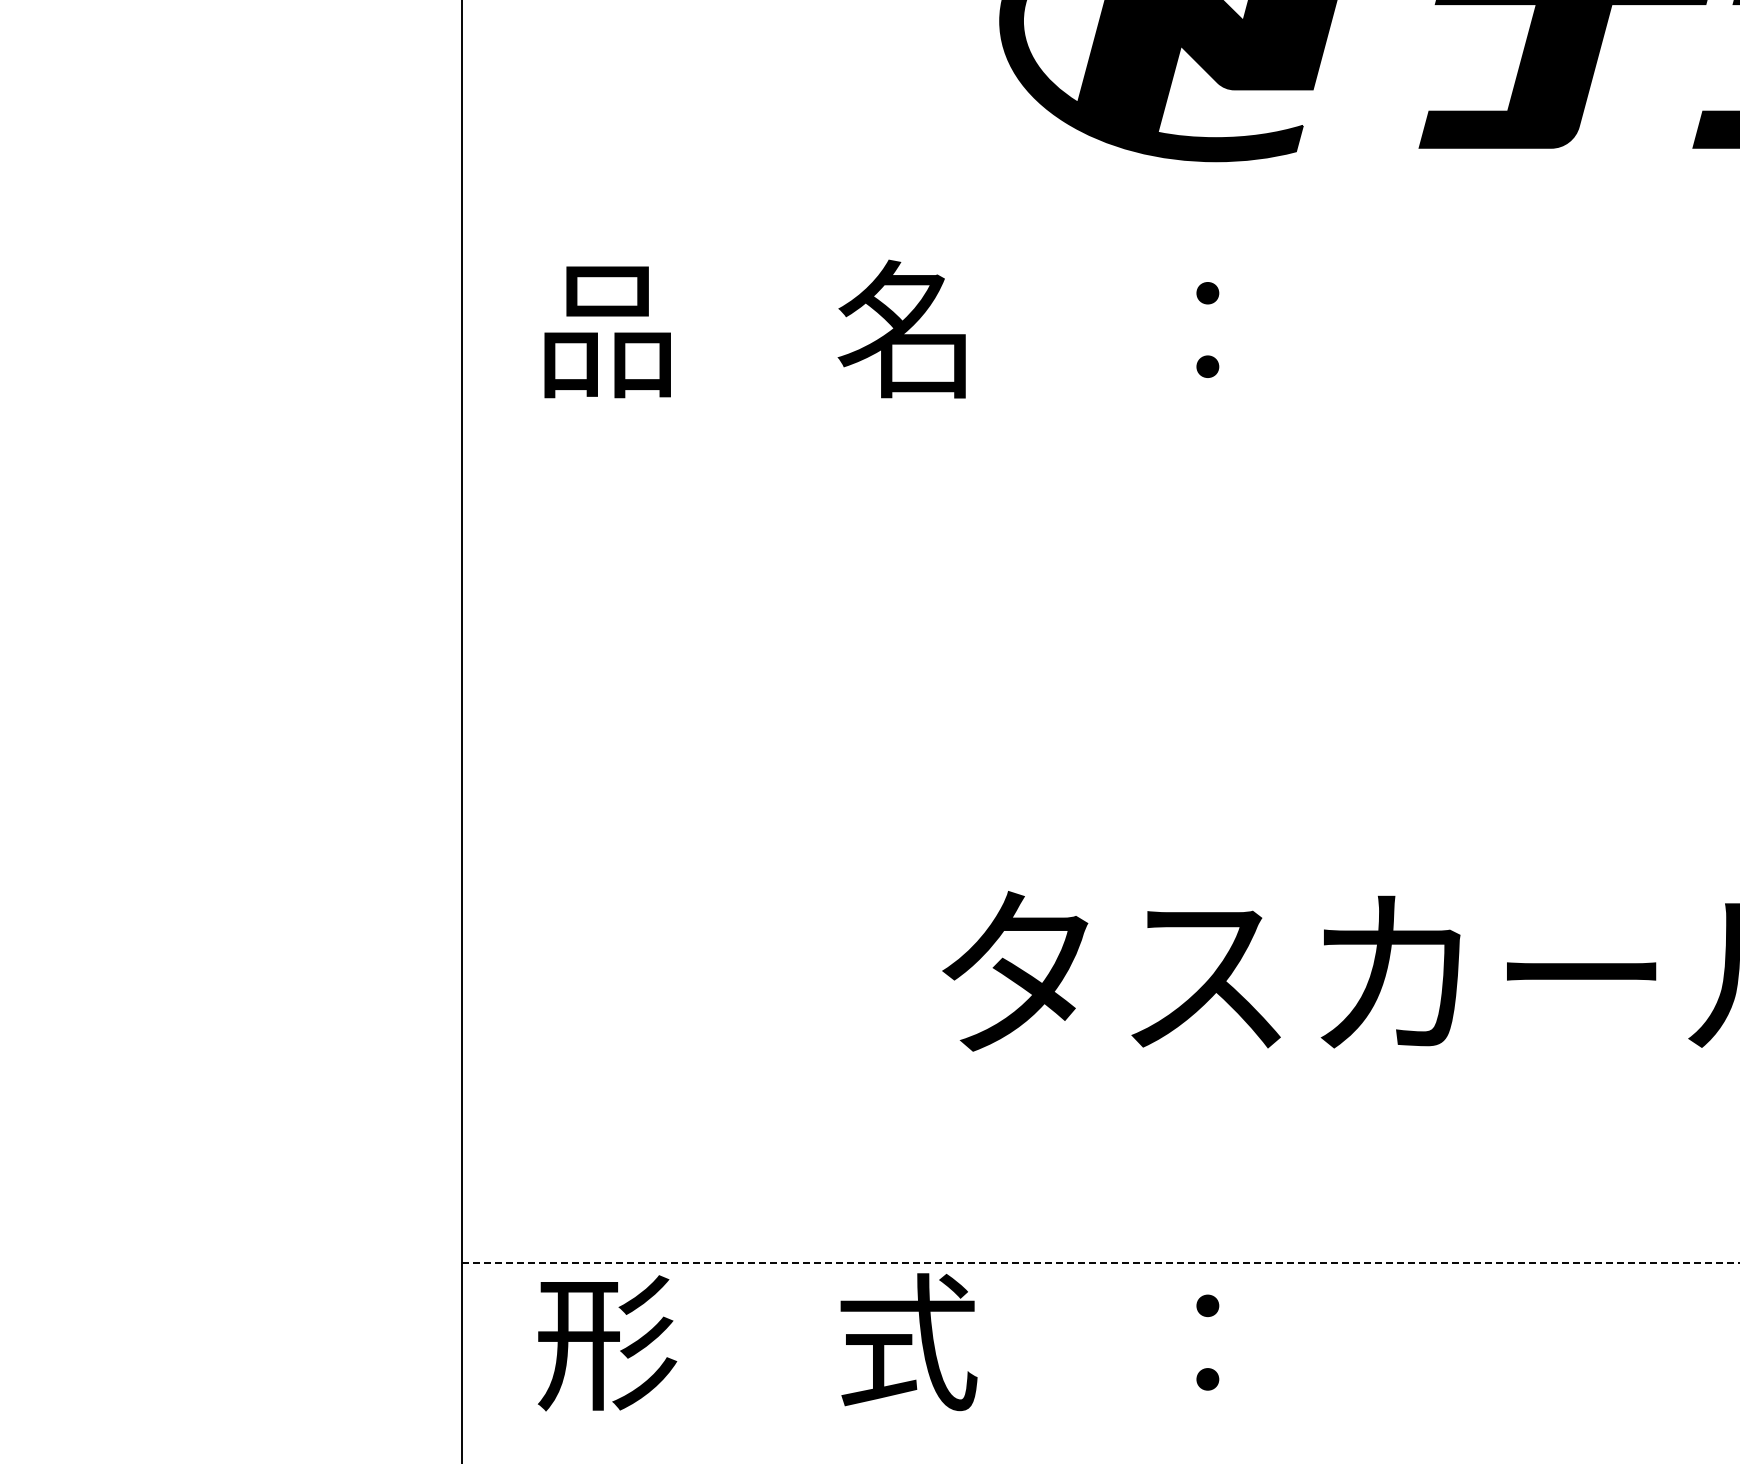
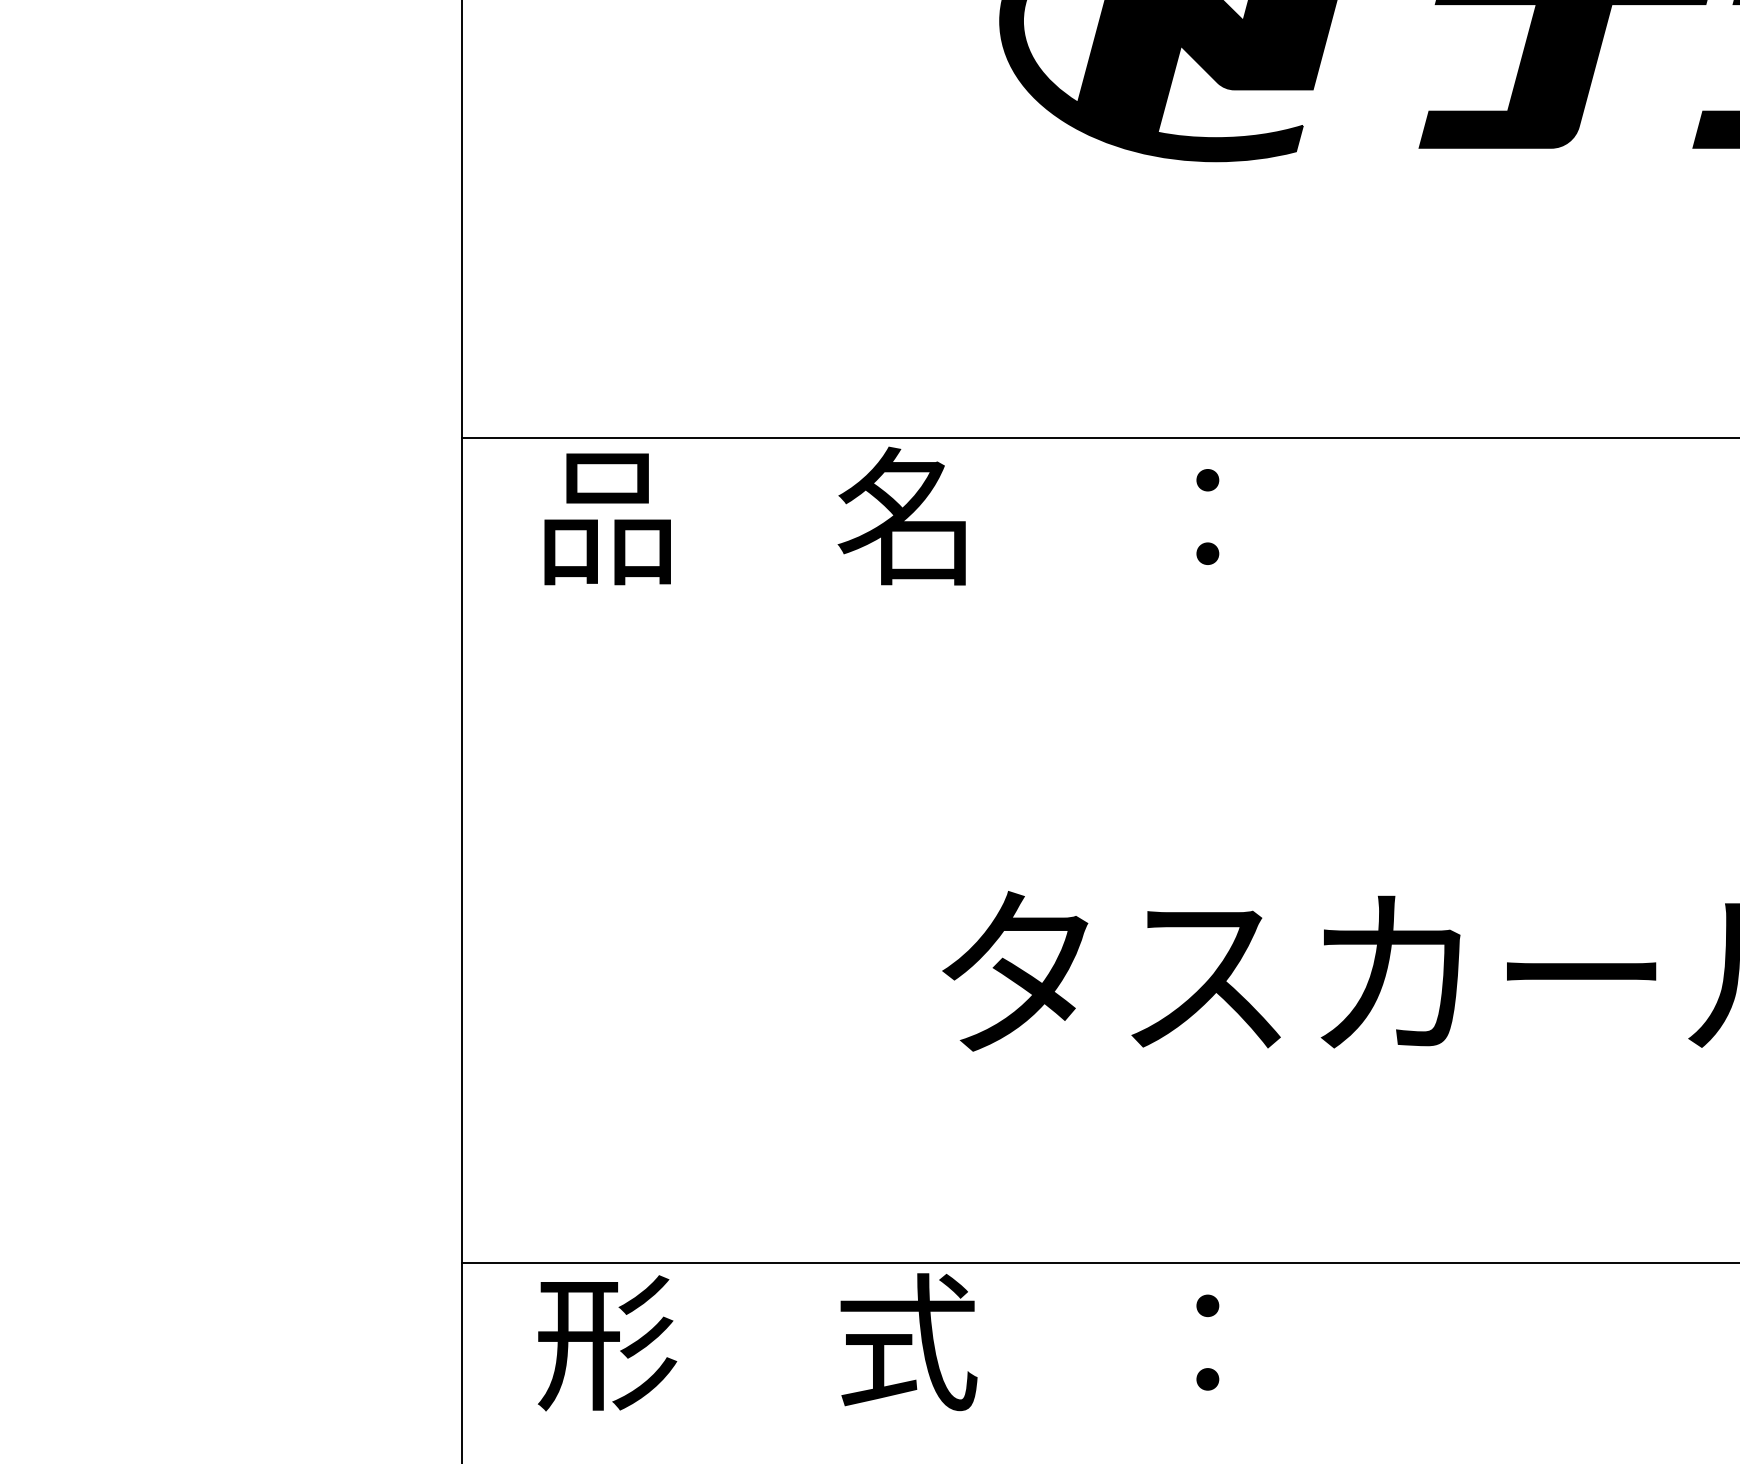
text position: (881, 328) -> (881, 515) (881, 515)
line: none -> present (1098, 437)
line: dashed -> solid (1100, 1263)
